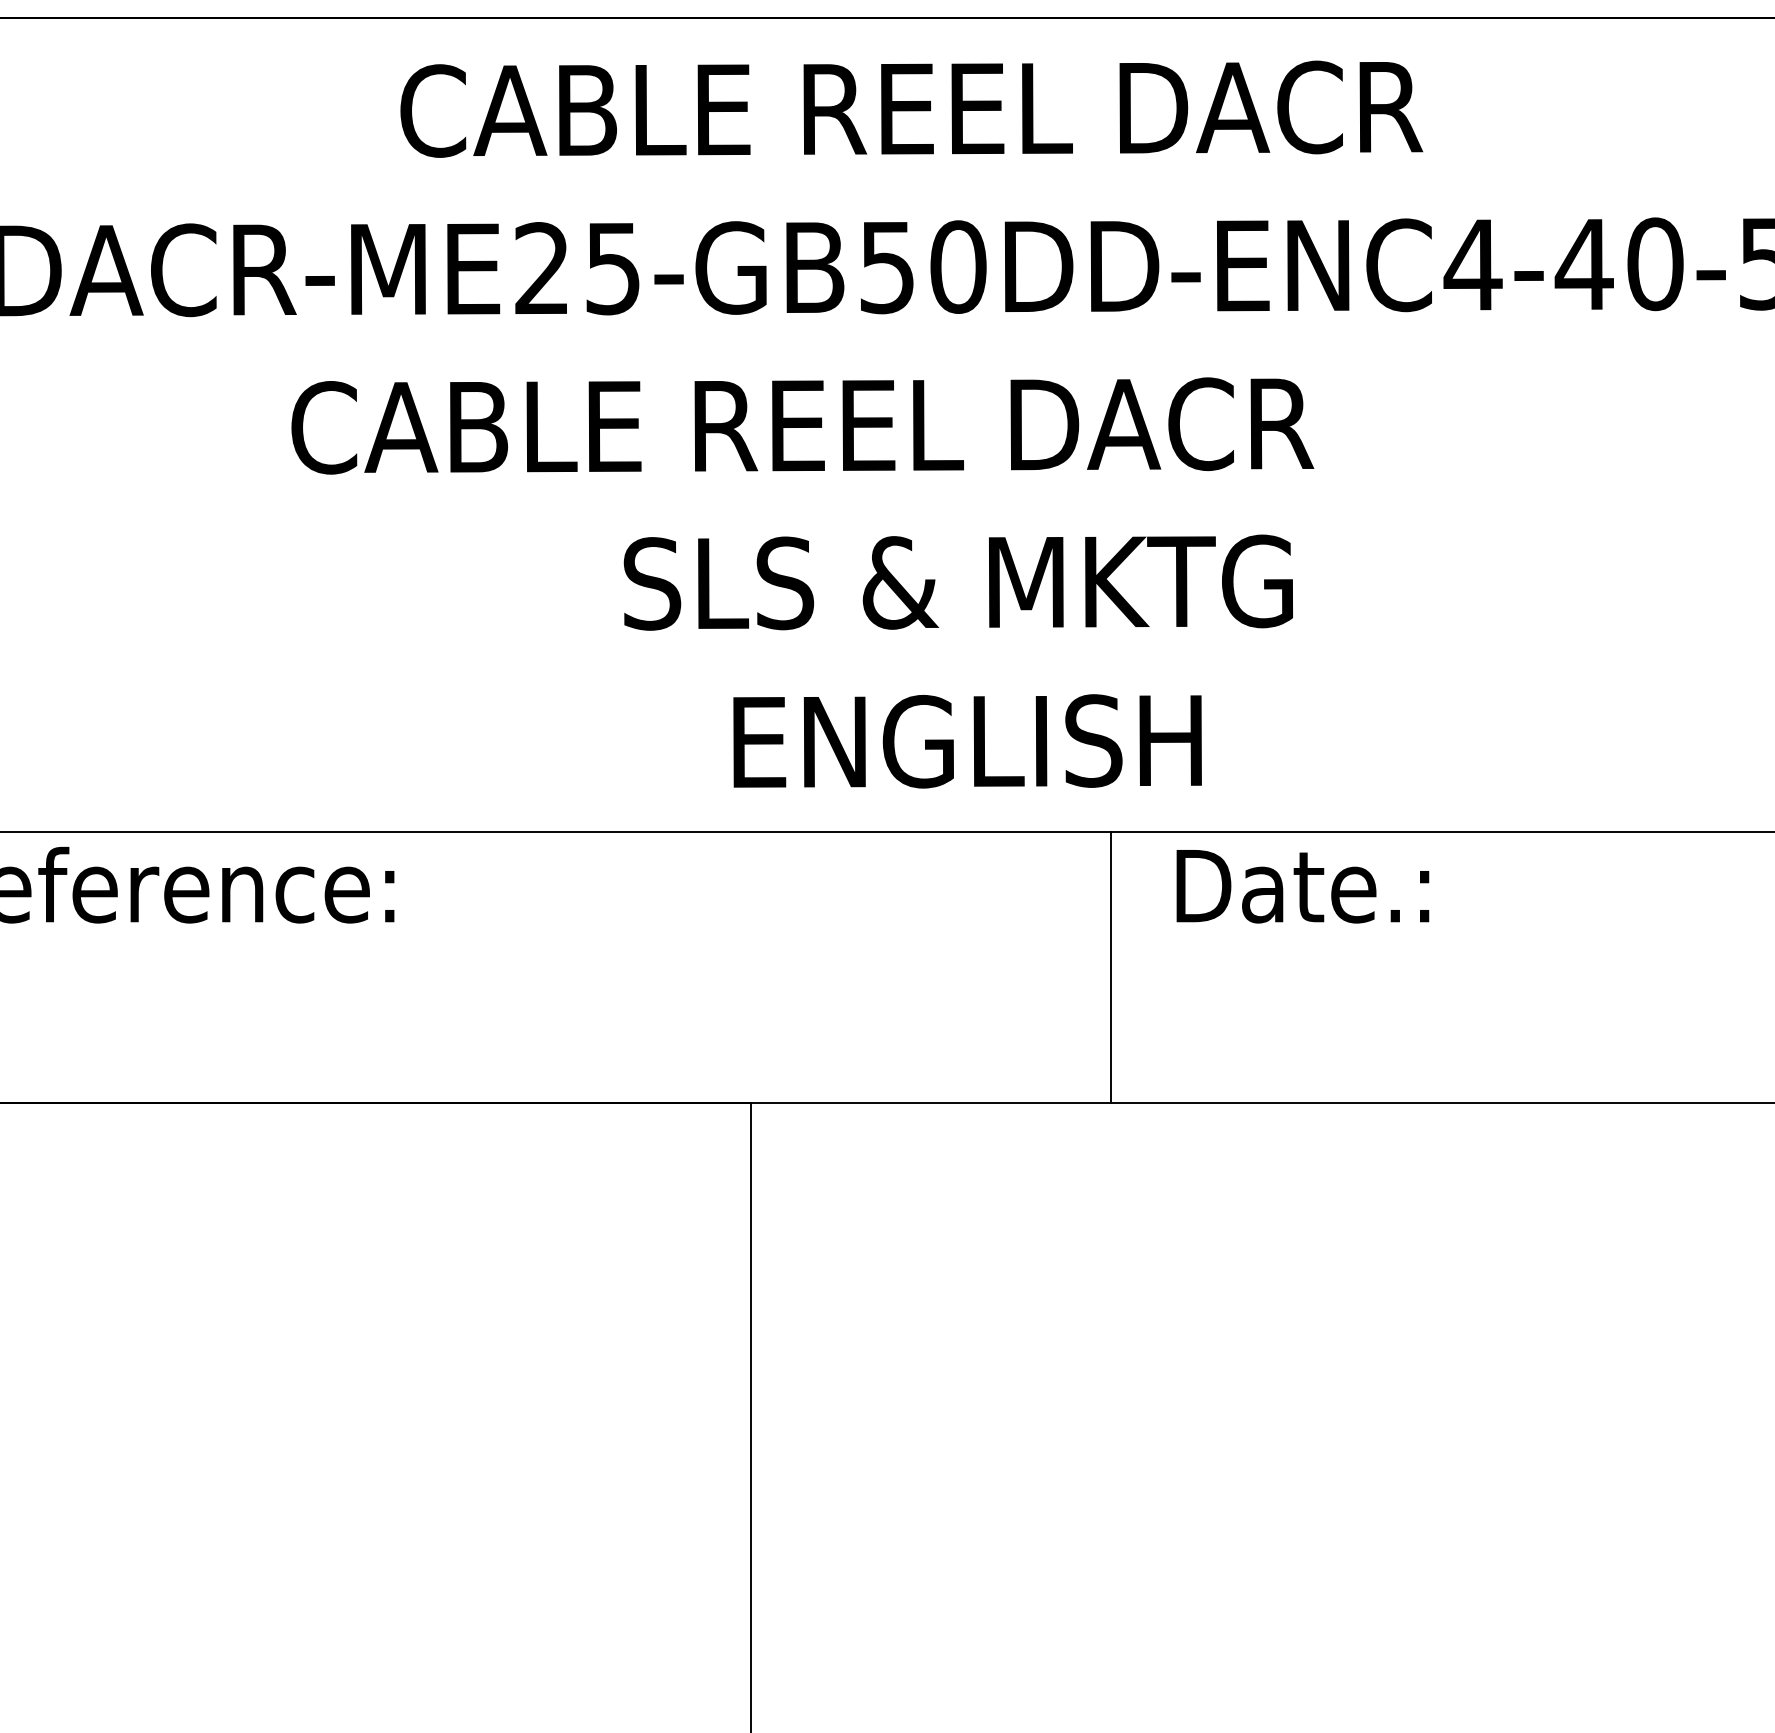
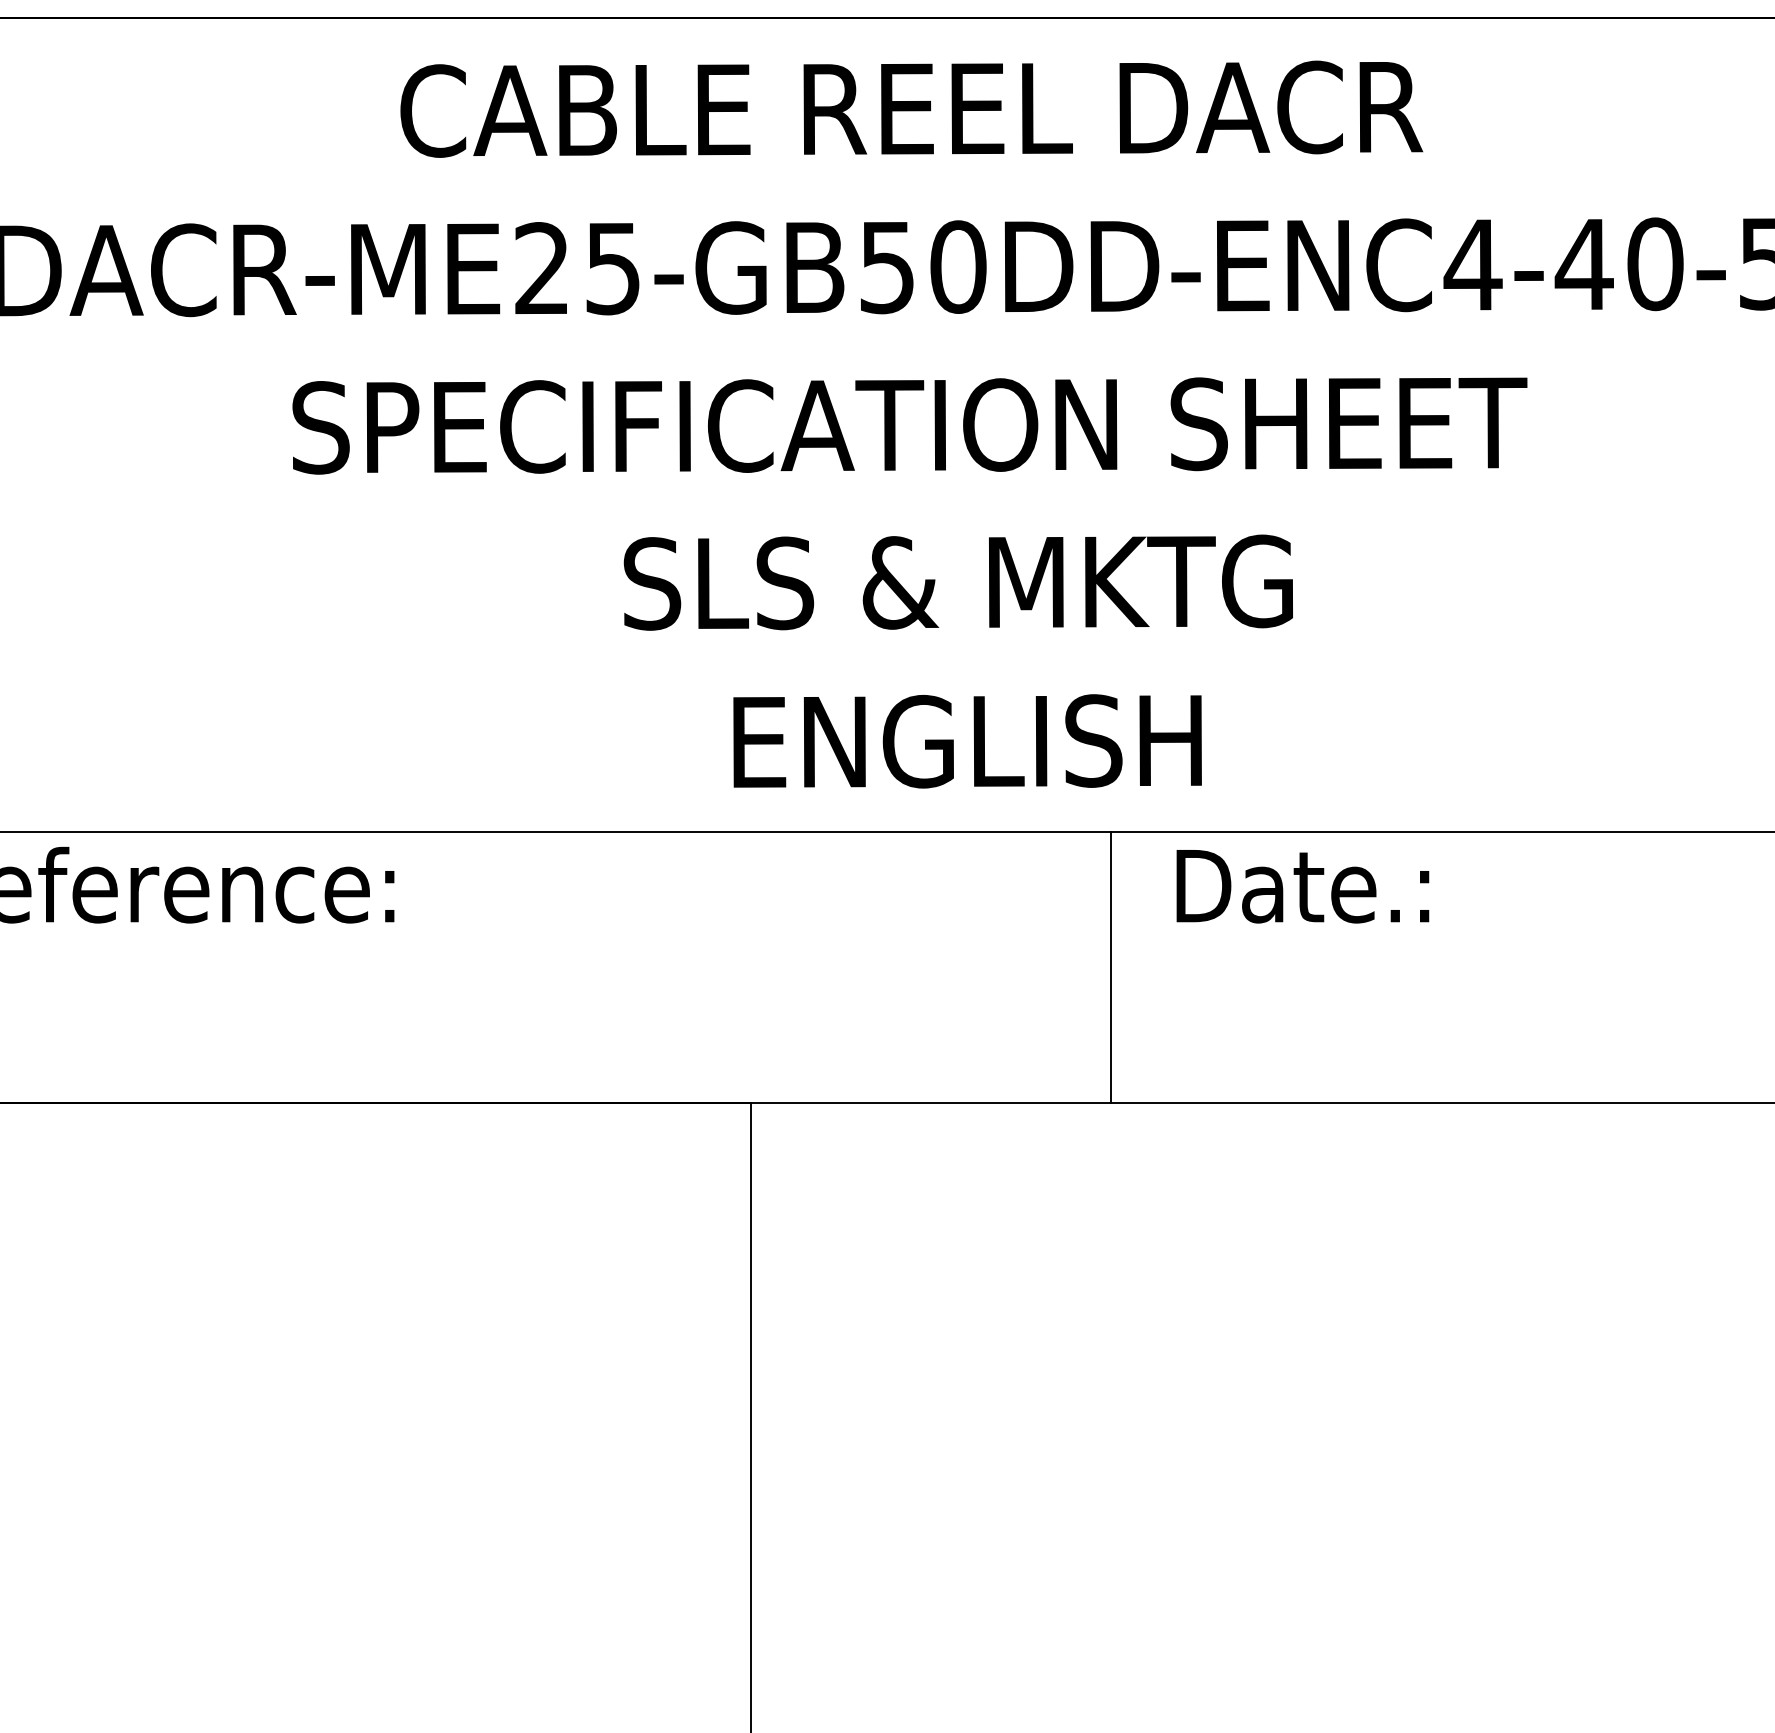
text: CABLE REEL DACR -> SPECIFICATION SHEET (909, 425)
